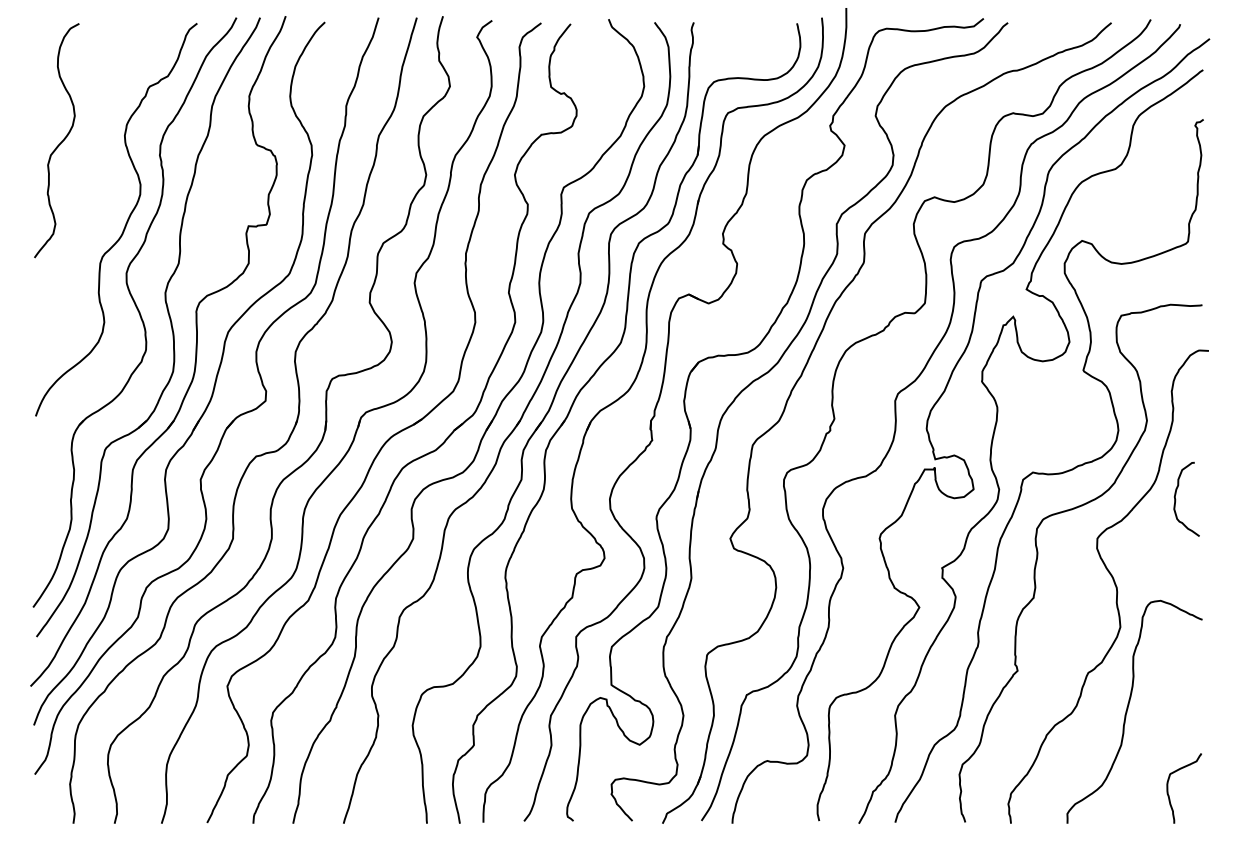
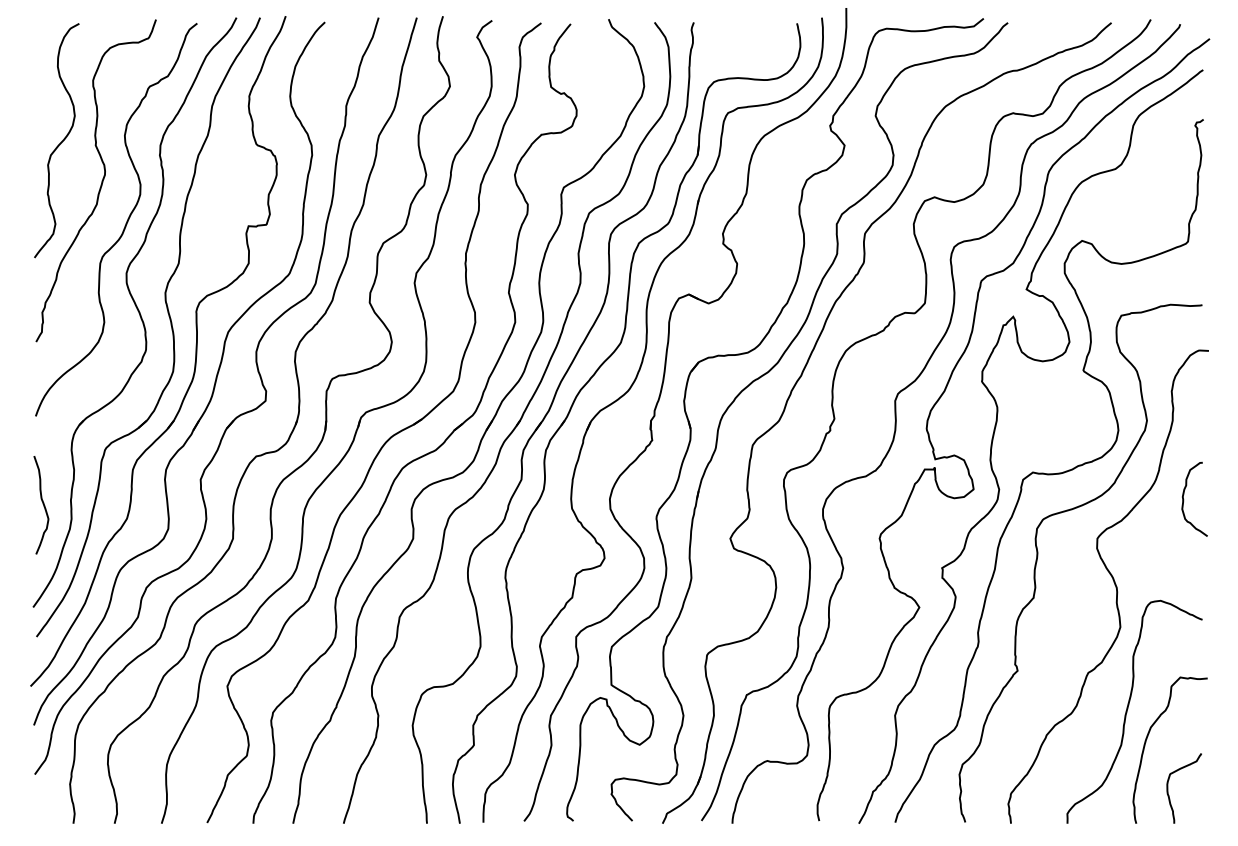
curve: none -> present (101, 180)
curve position: (1176, 499) -> (1184, 499) (1184, 499)
curve: none -> present (42, 504)
curve: none -> present (1146, 742)
